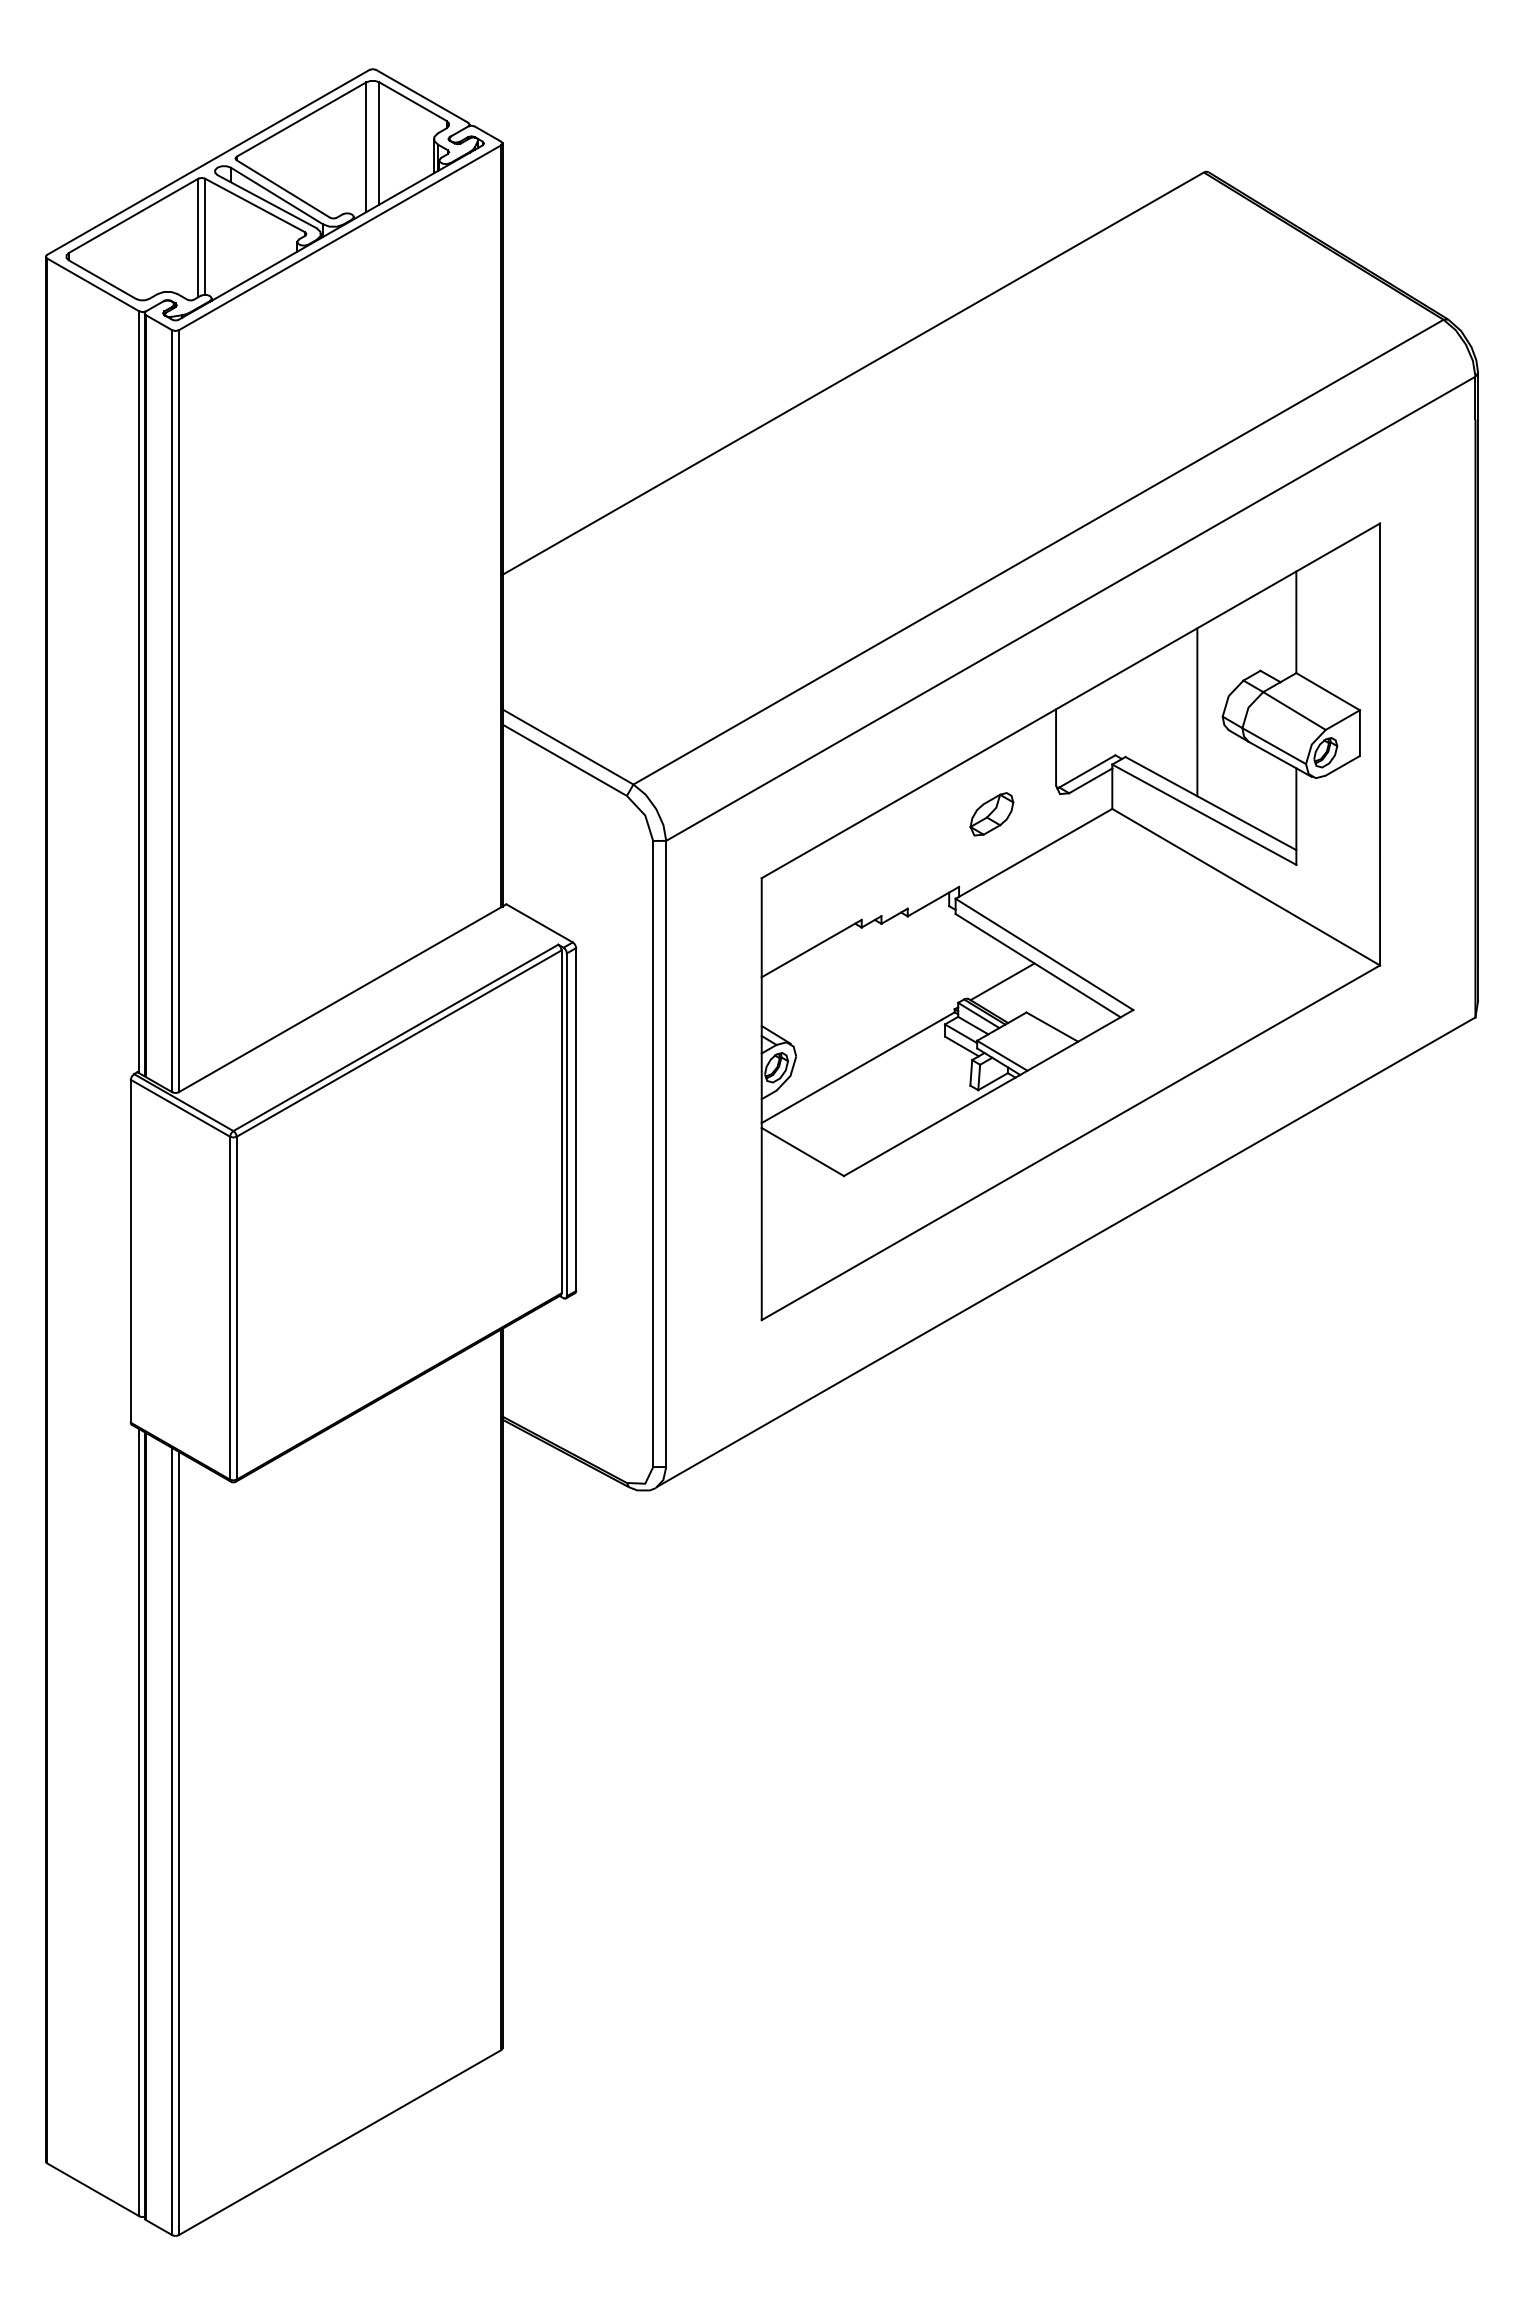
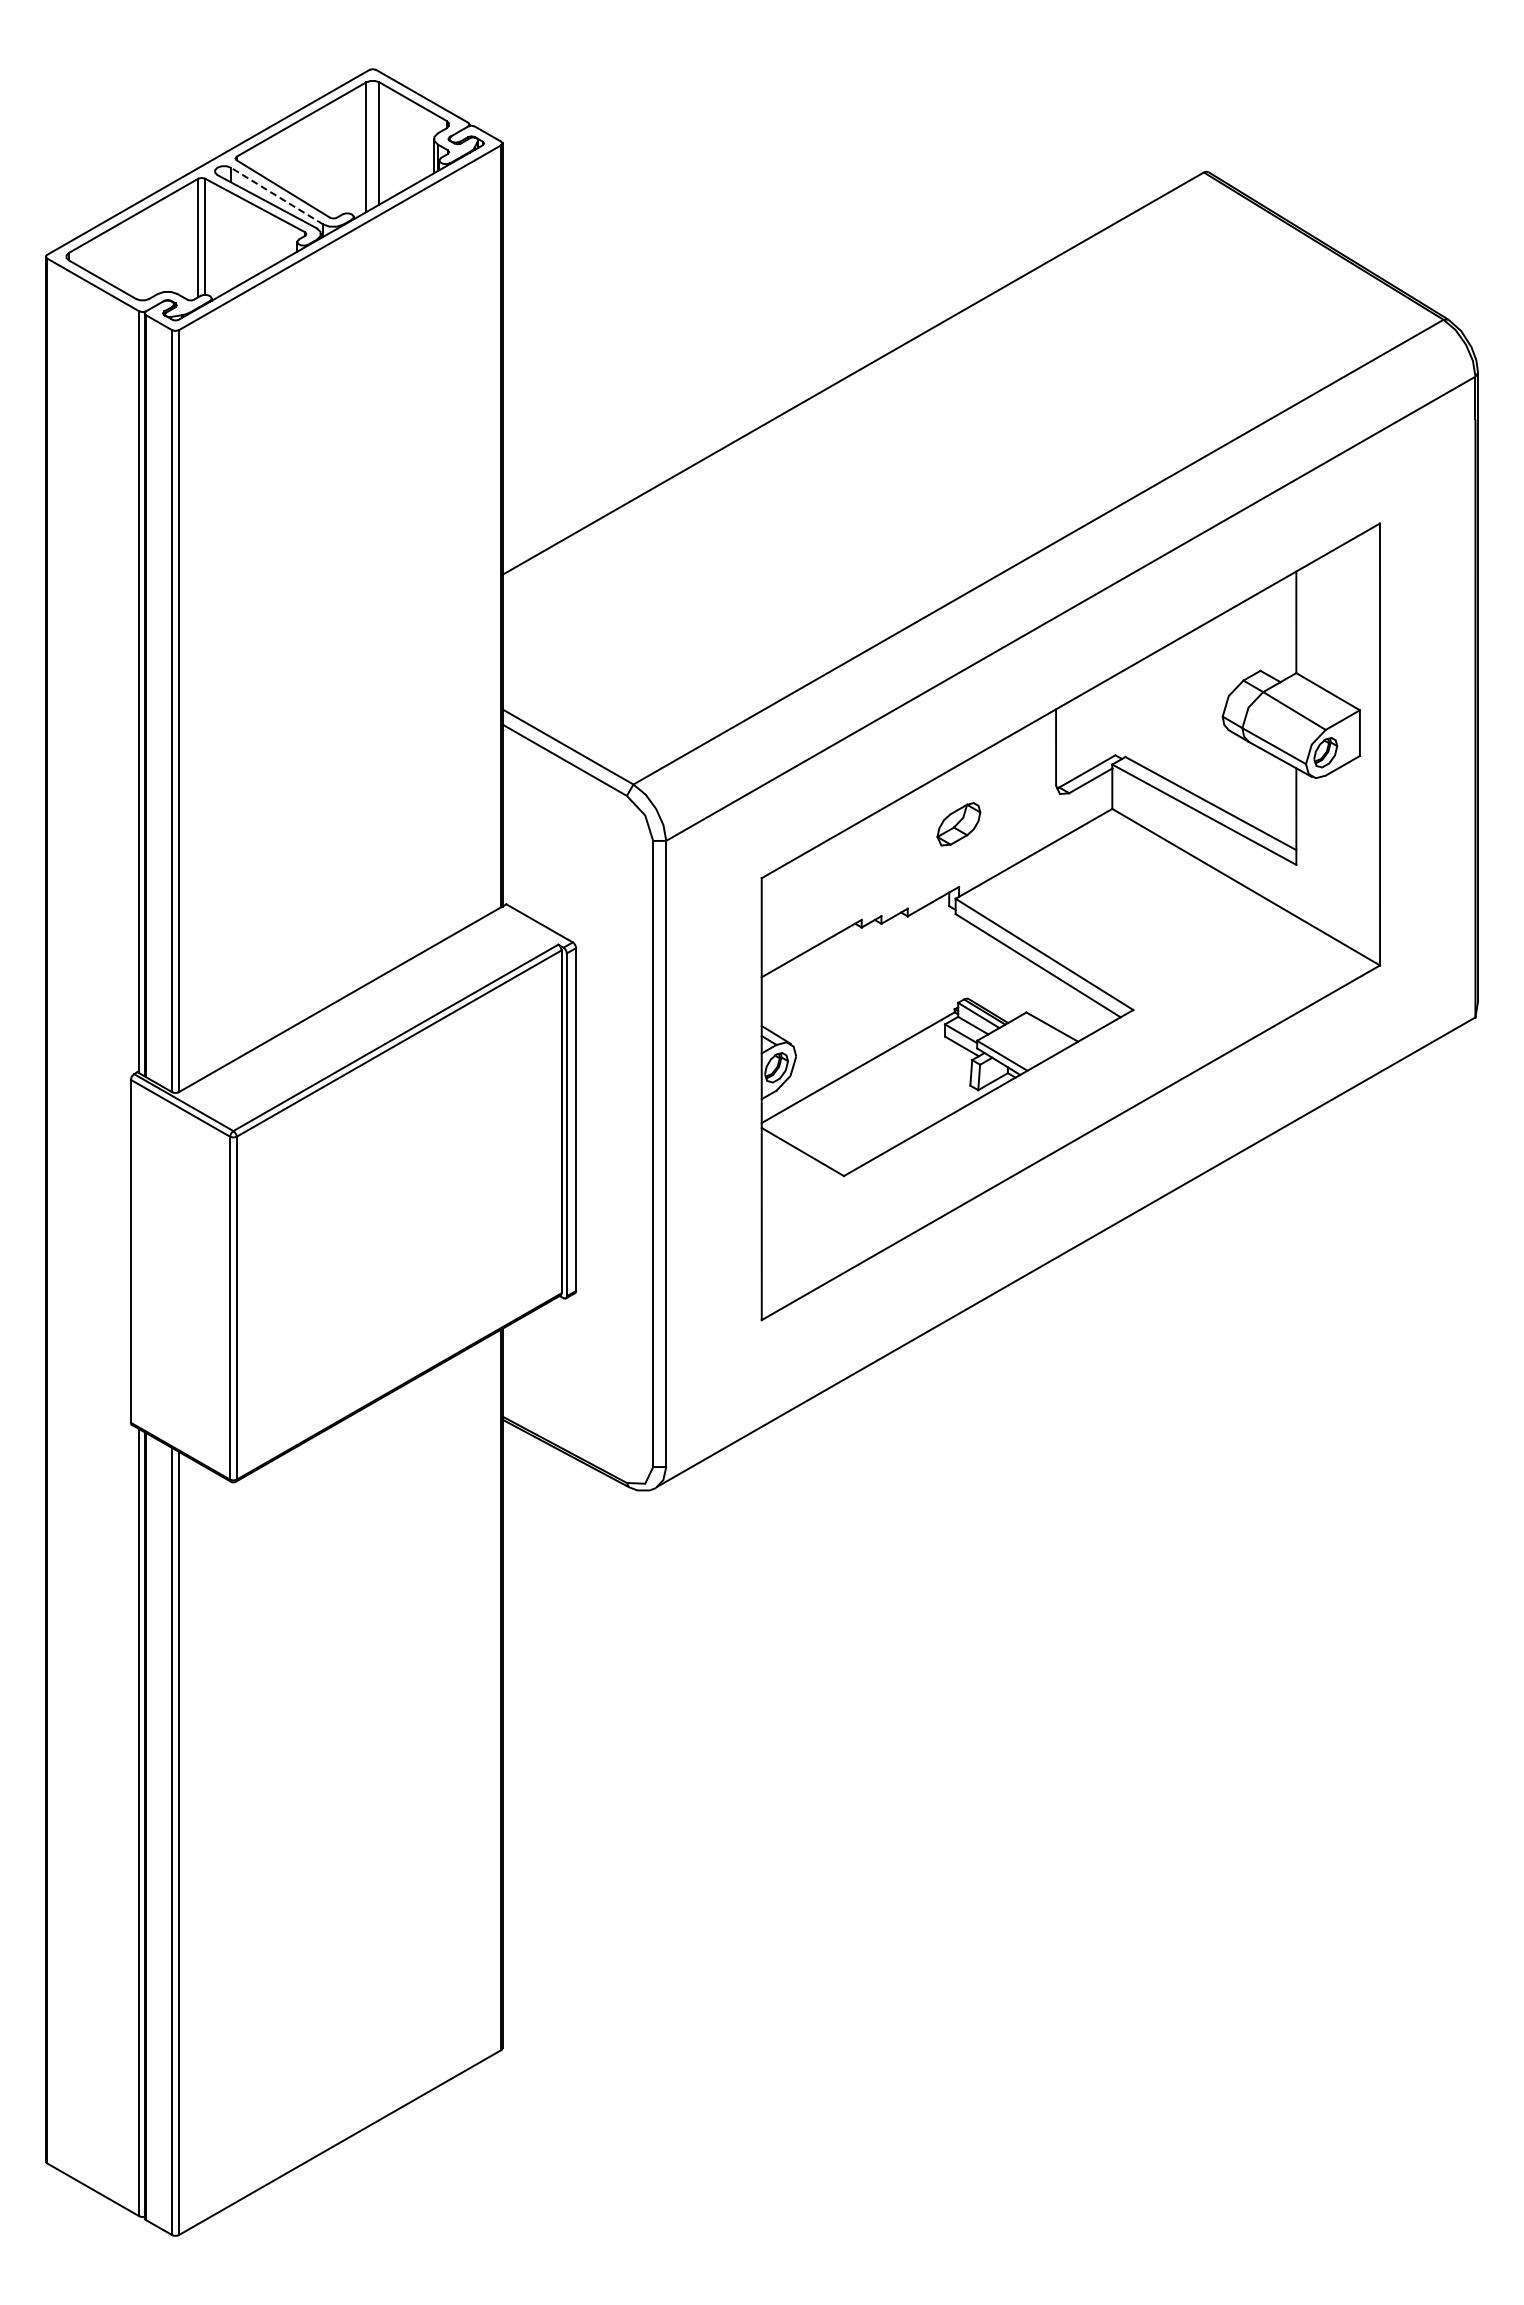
line: solid -> dashed (276, 195)
line: present -> none (1197, 712)
part position: (991, 814) -> (958, 824) (958, 824)
line: present -> none (1002, 981)
